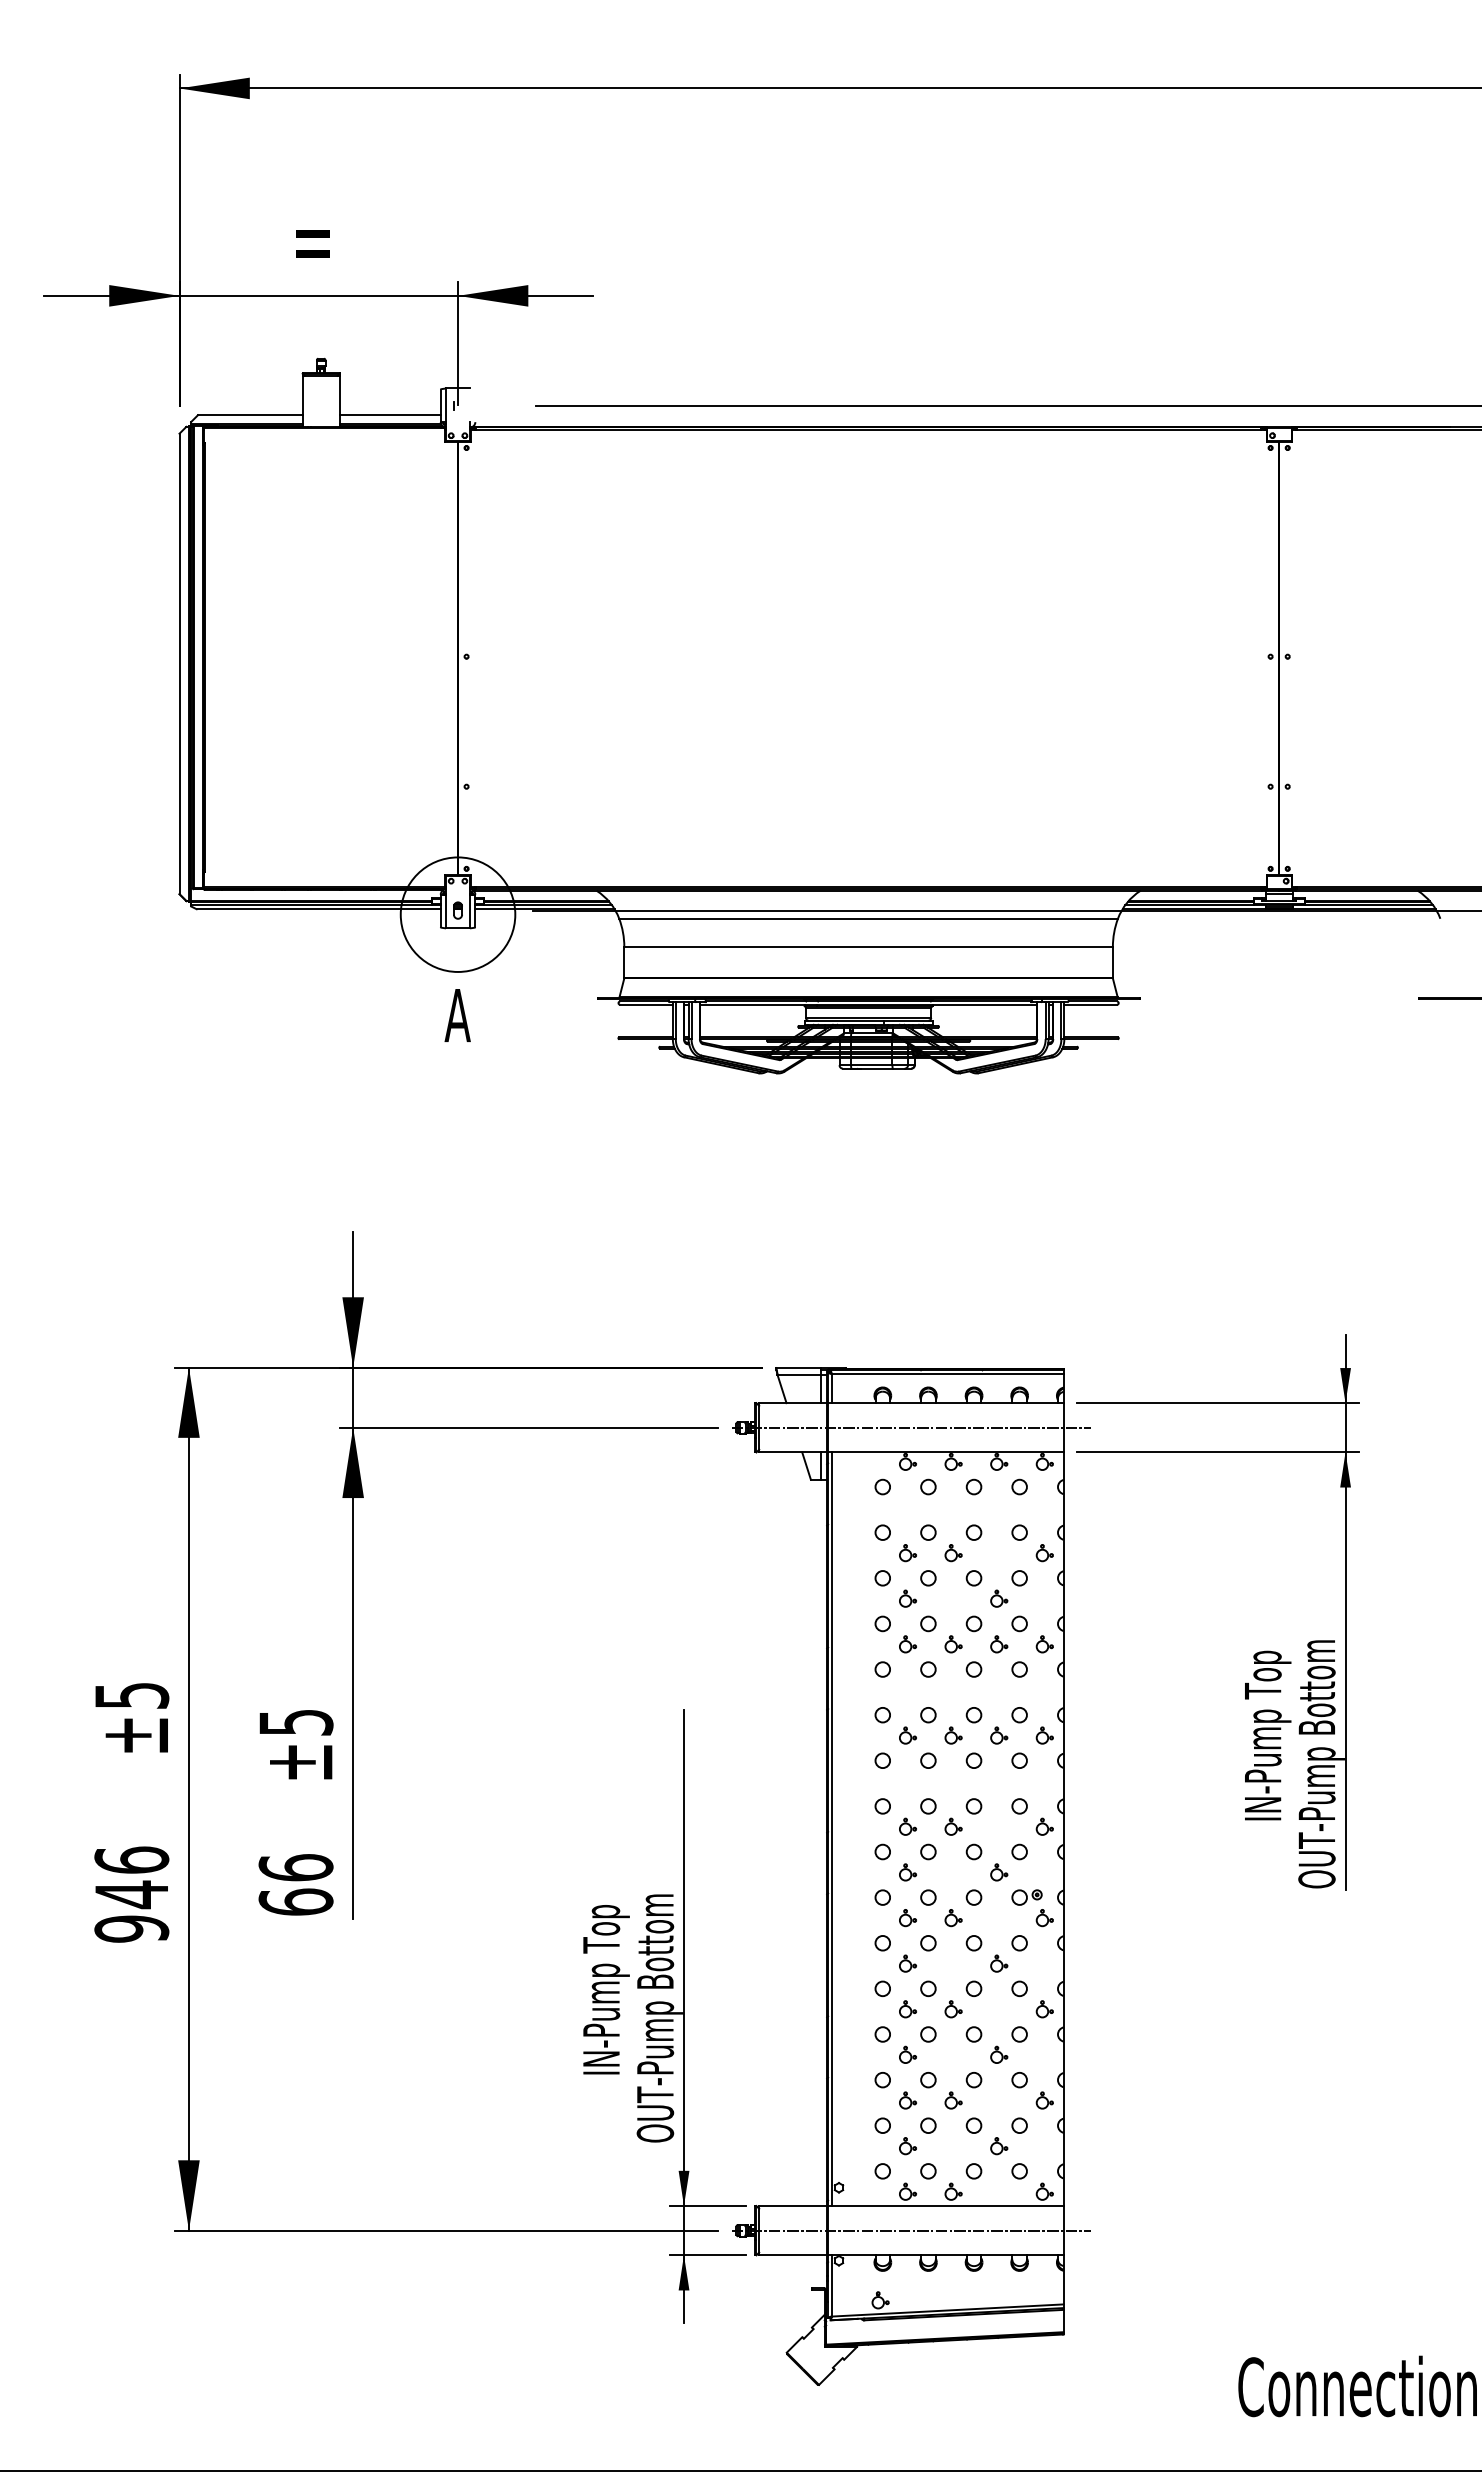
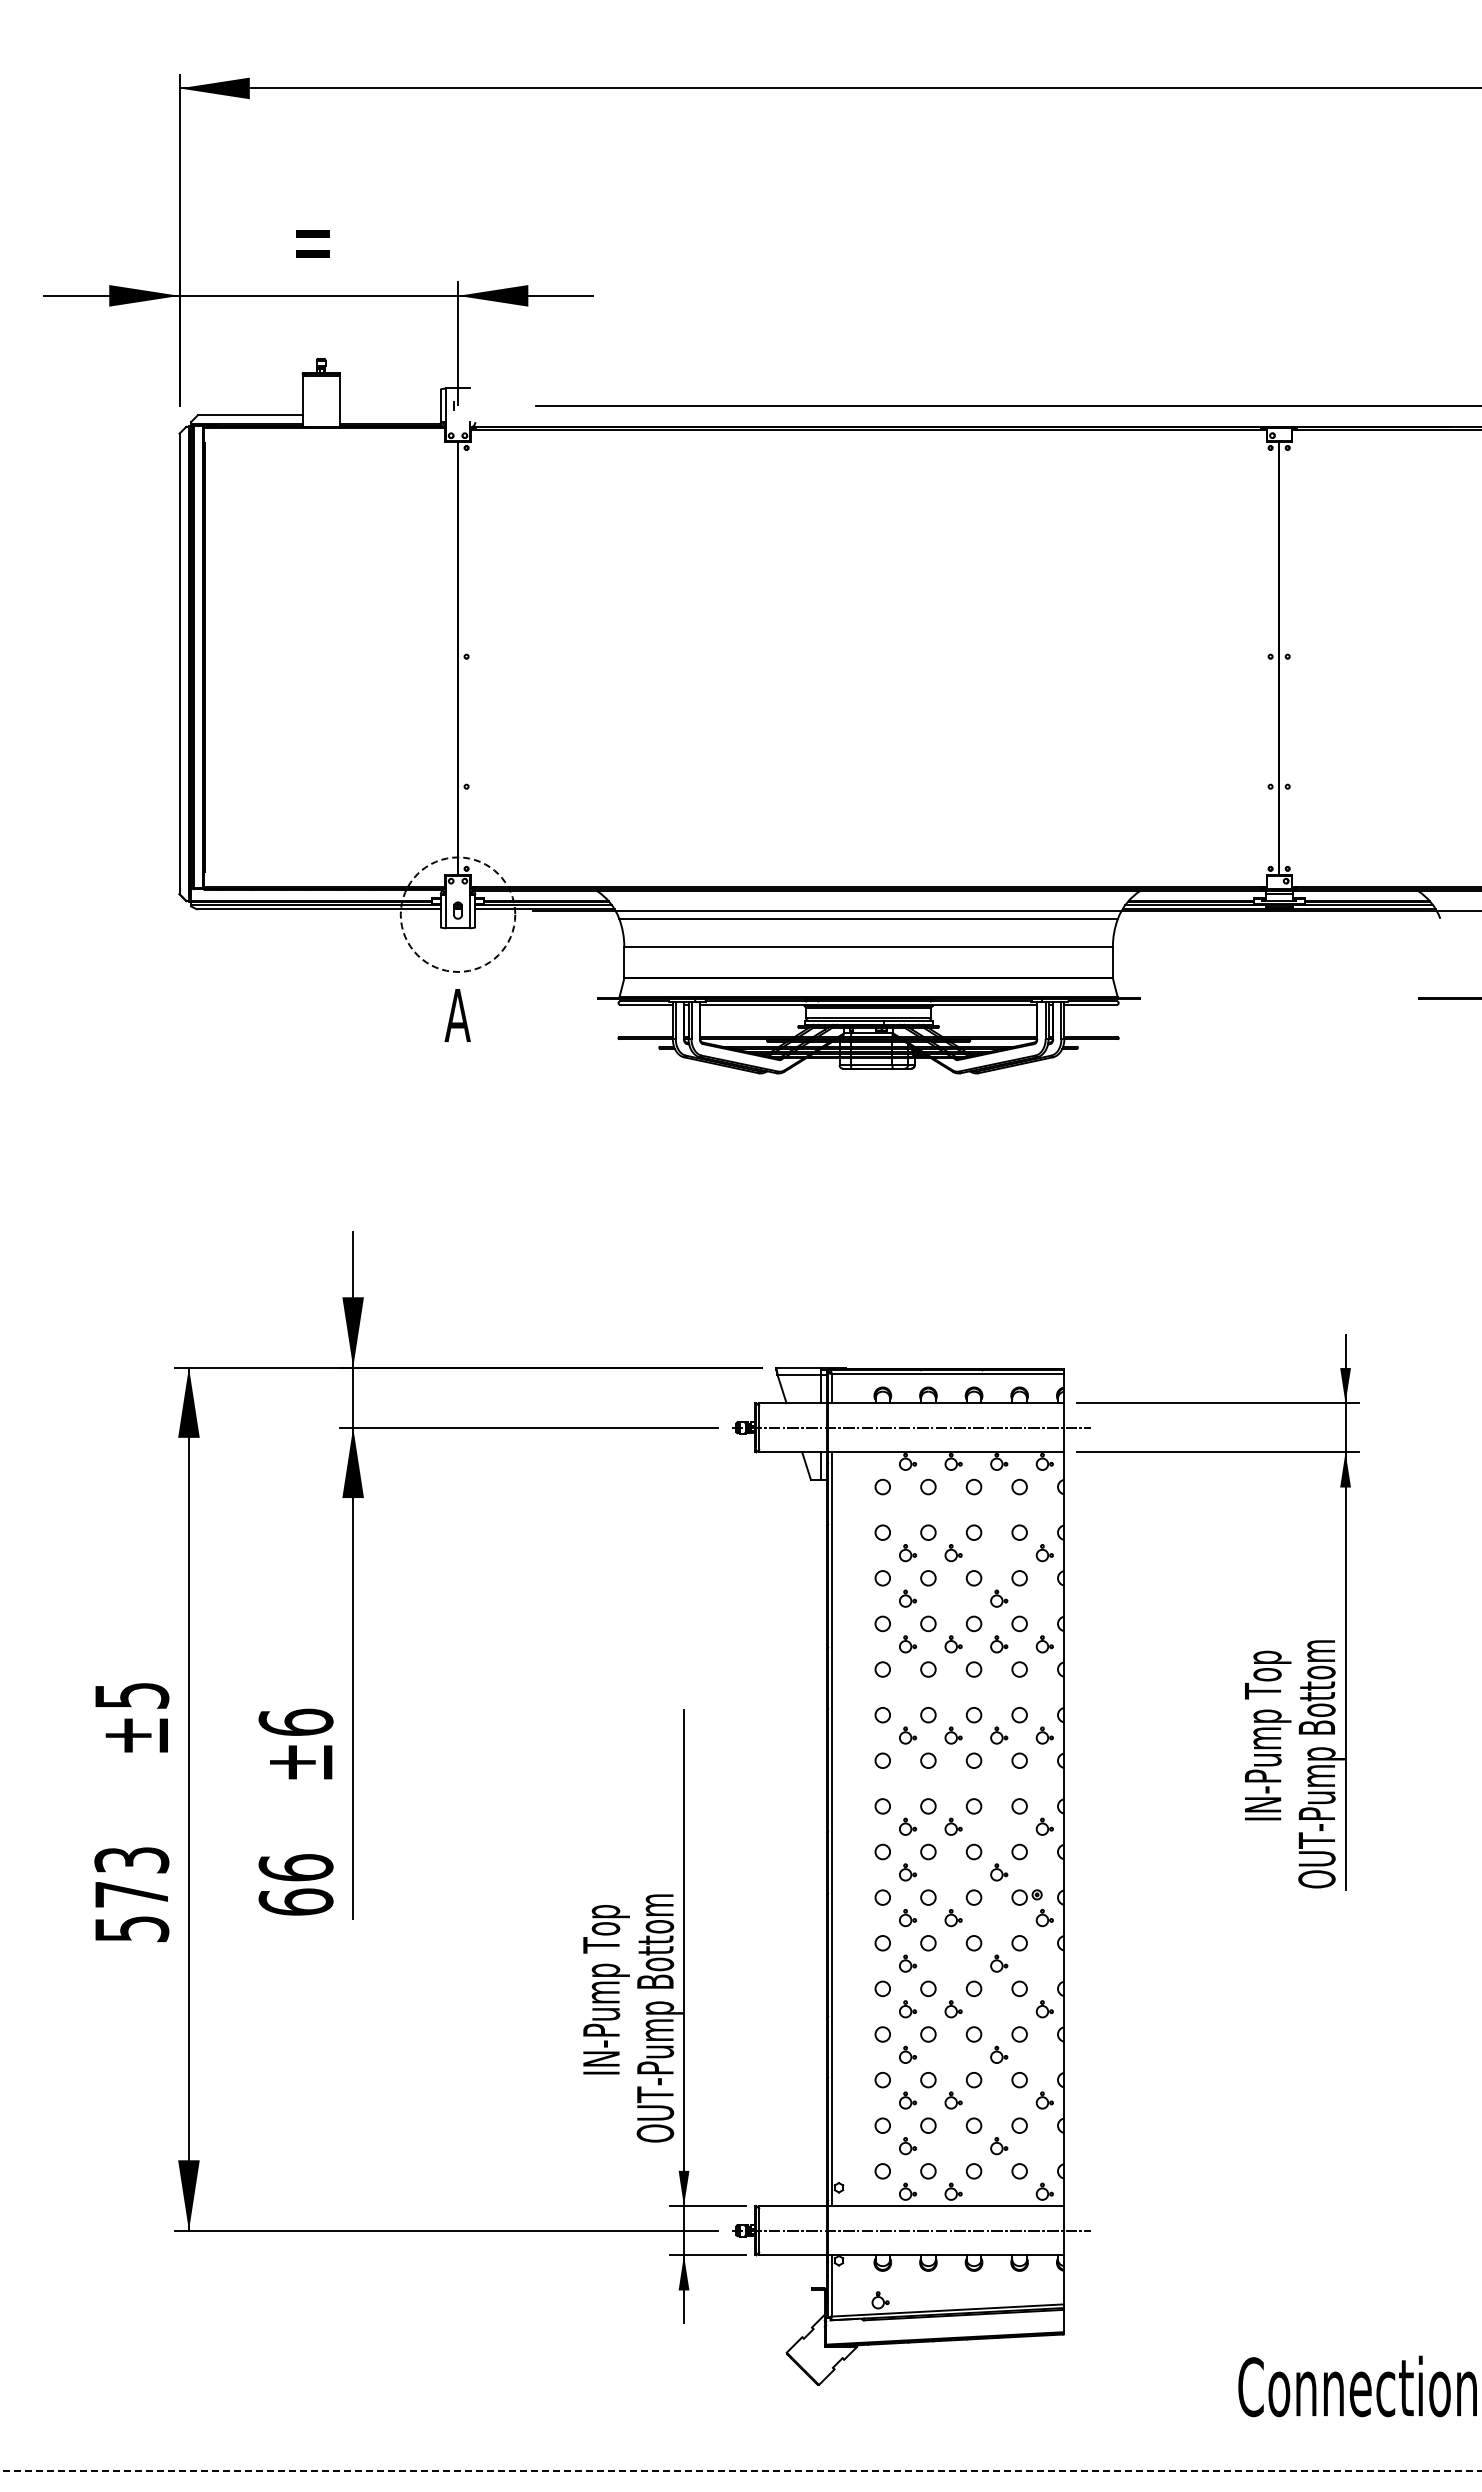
line: present -> none (389, 415)
circle: solid -> dashed (457, 914)
text: ±5 -> ±6 (295, 1721)
text: 946 -> 573 (131, 1894)
line: solid -> dashed (741, 2470)
